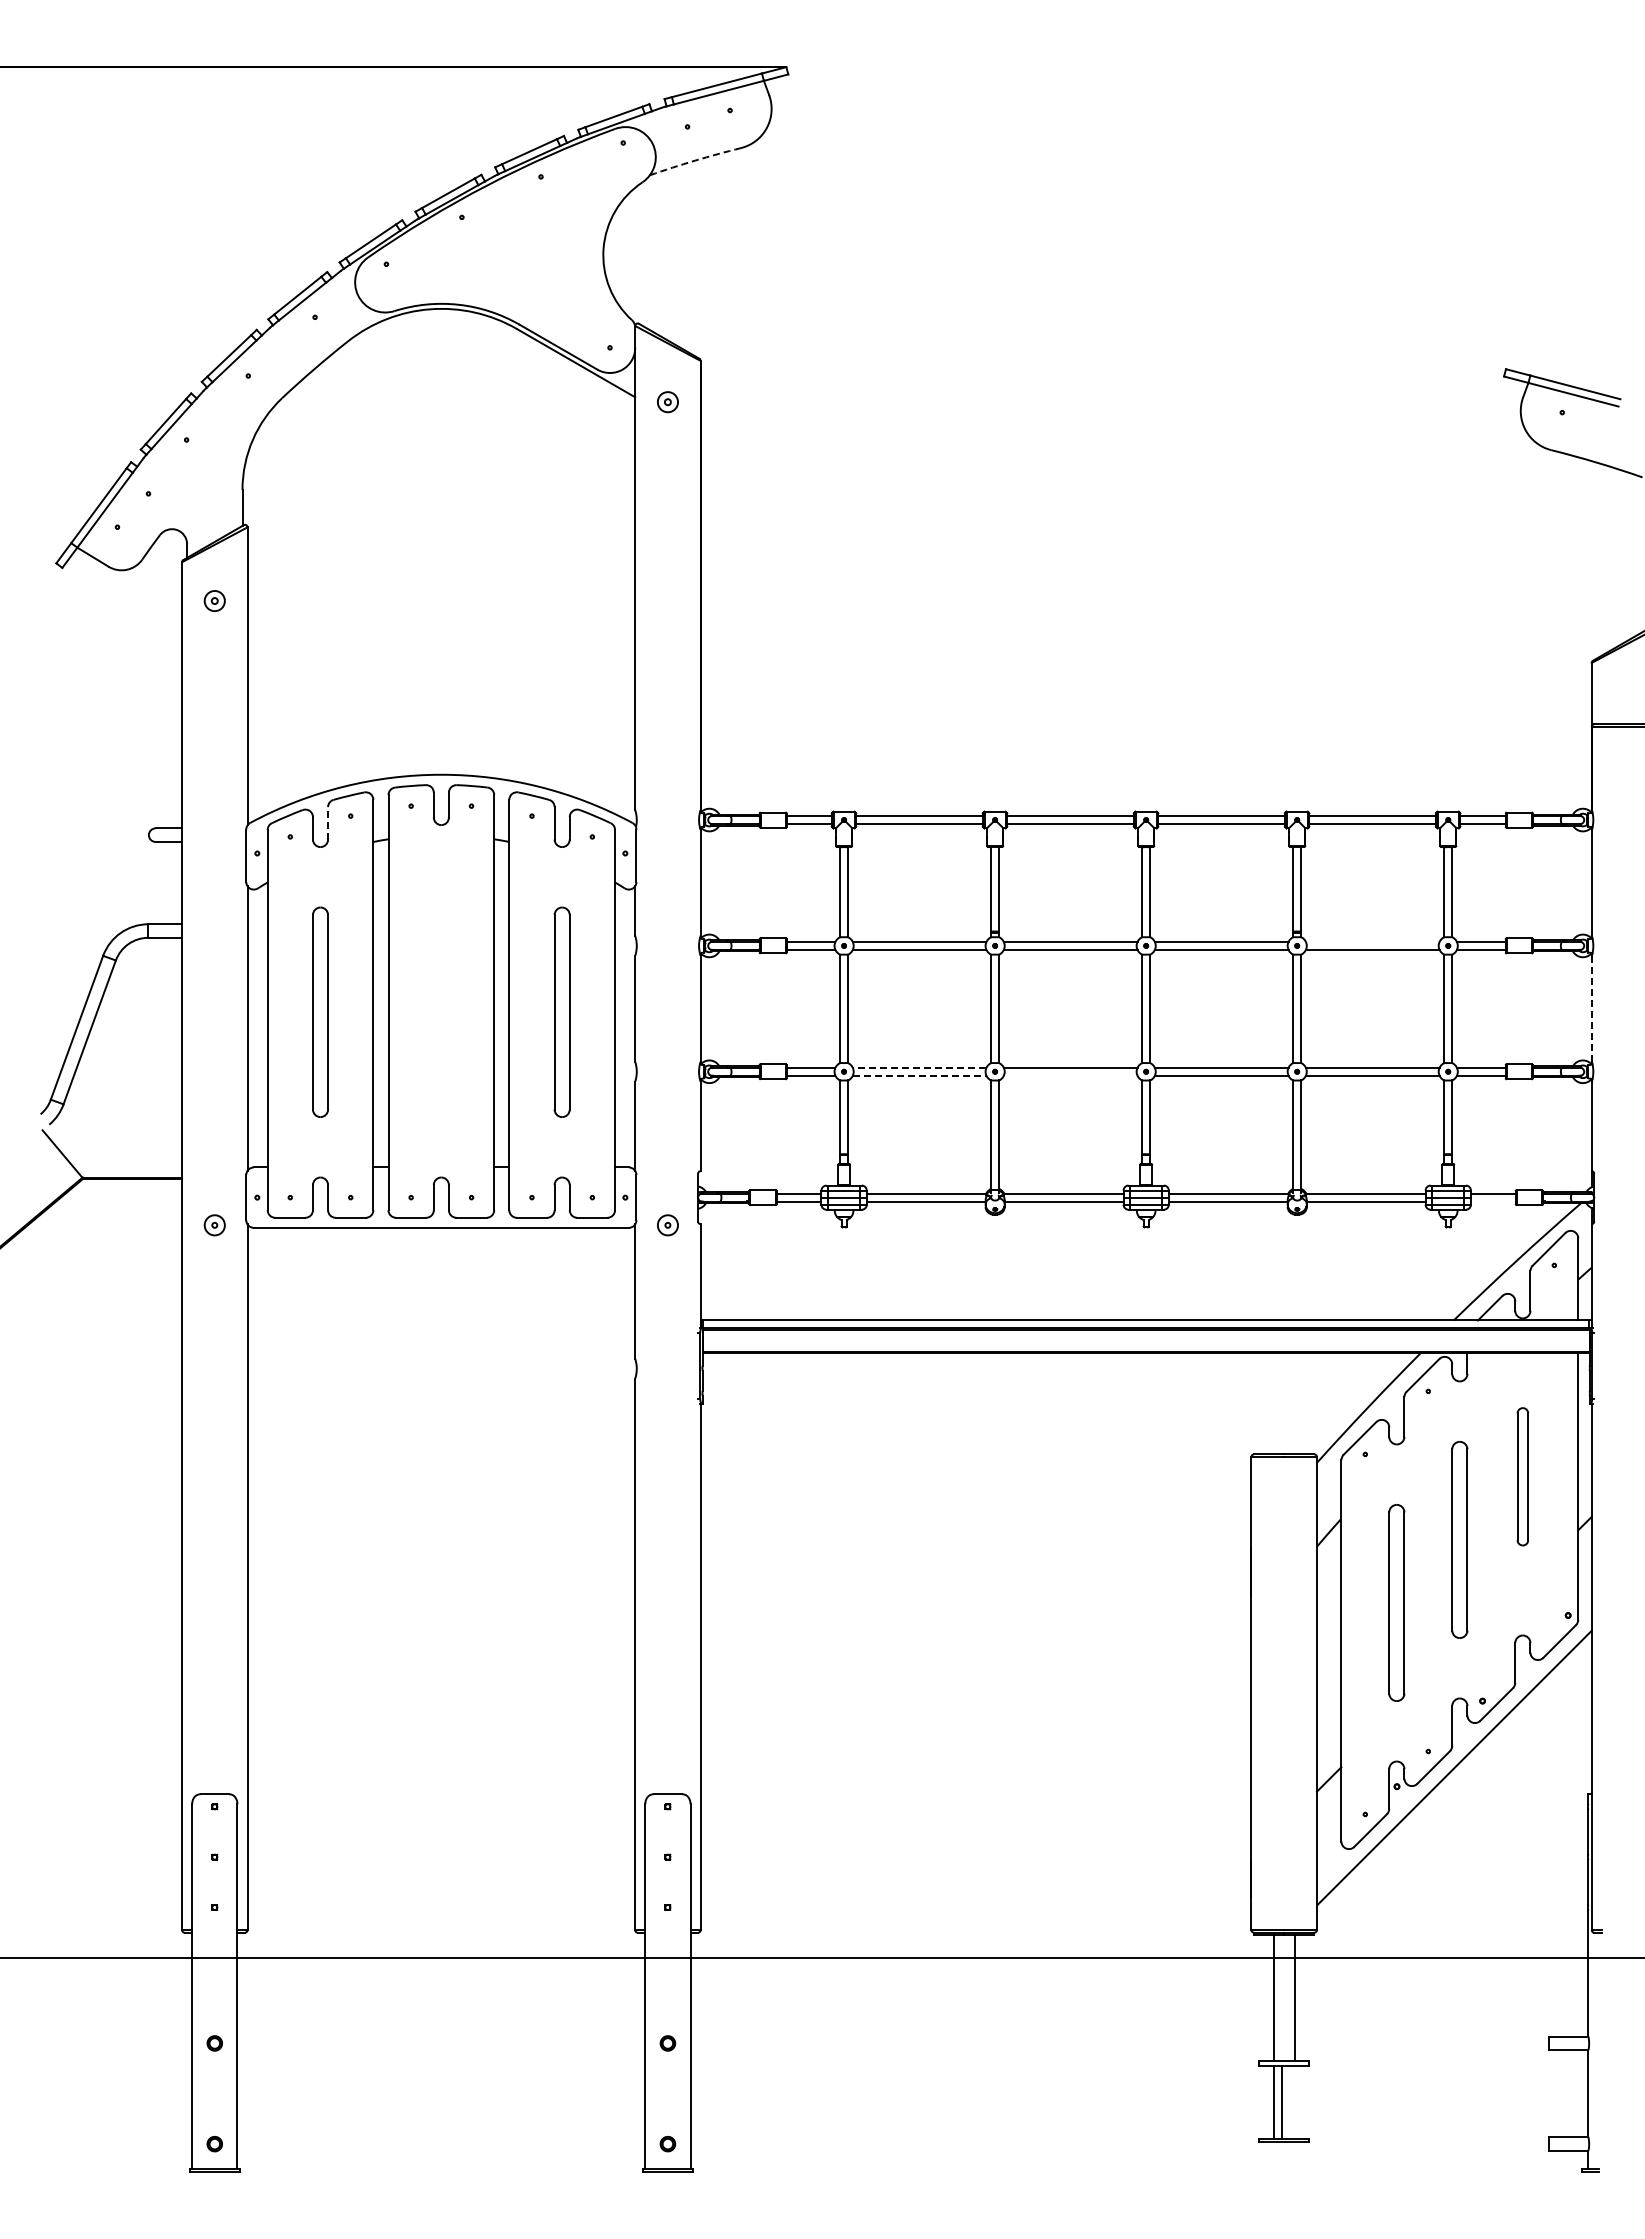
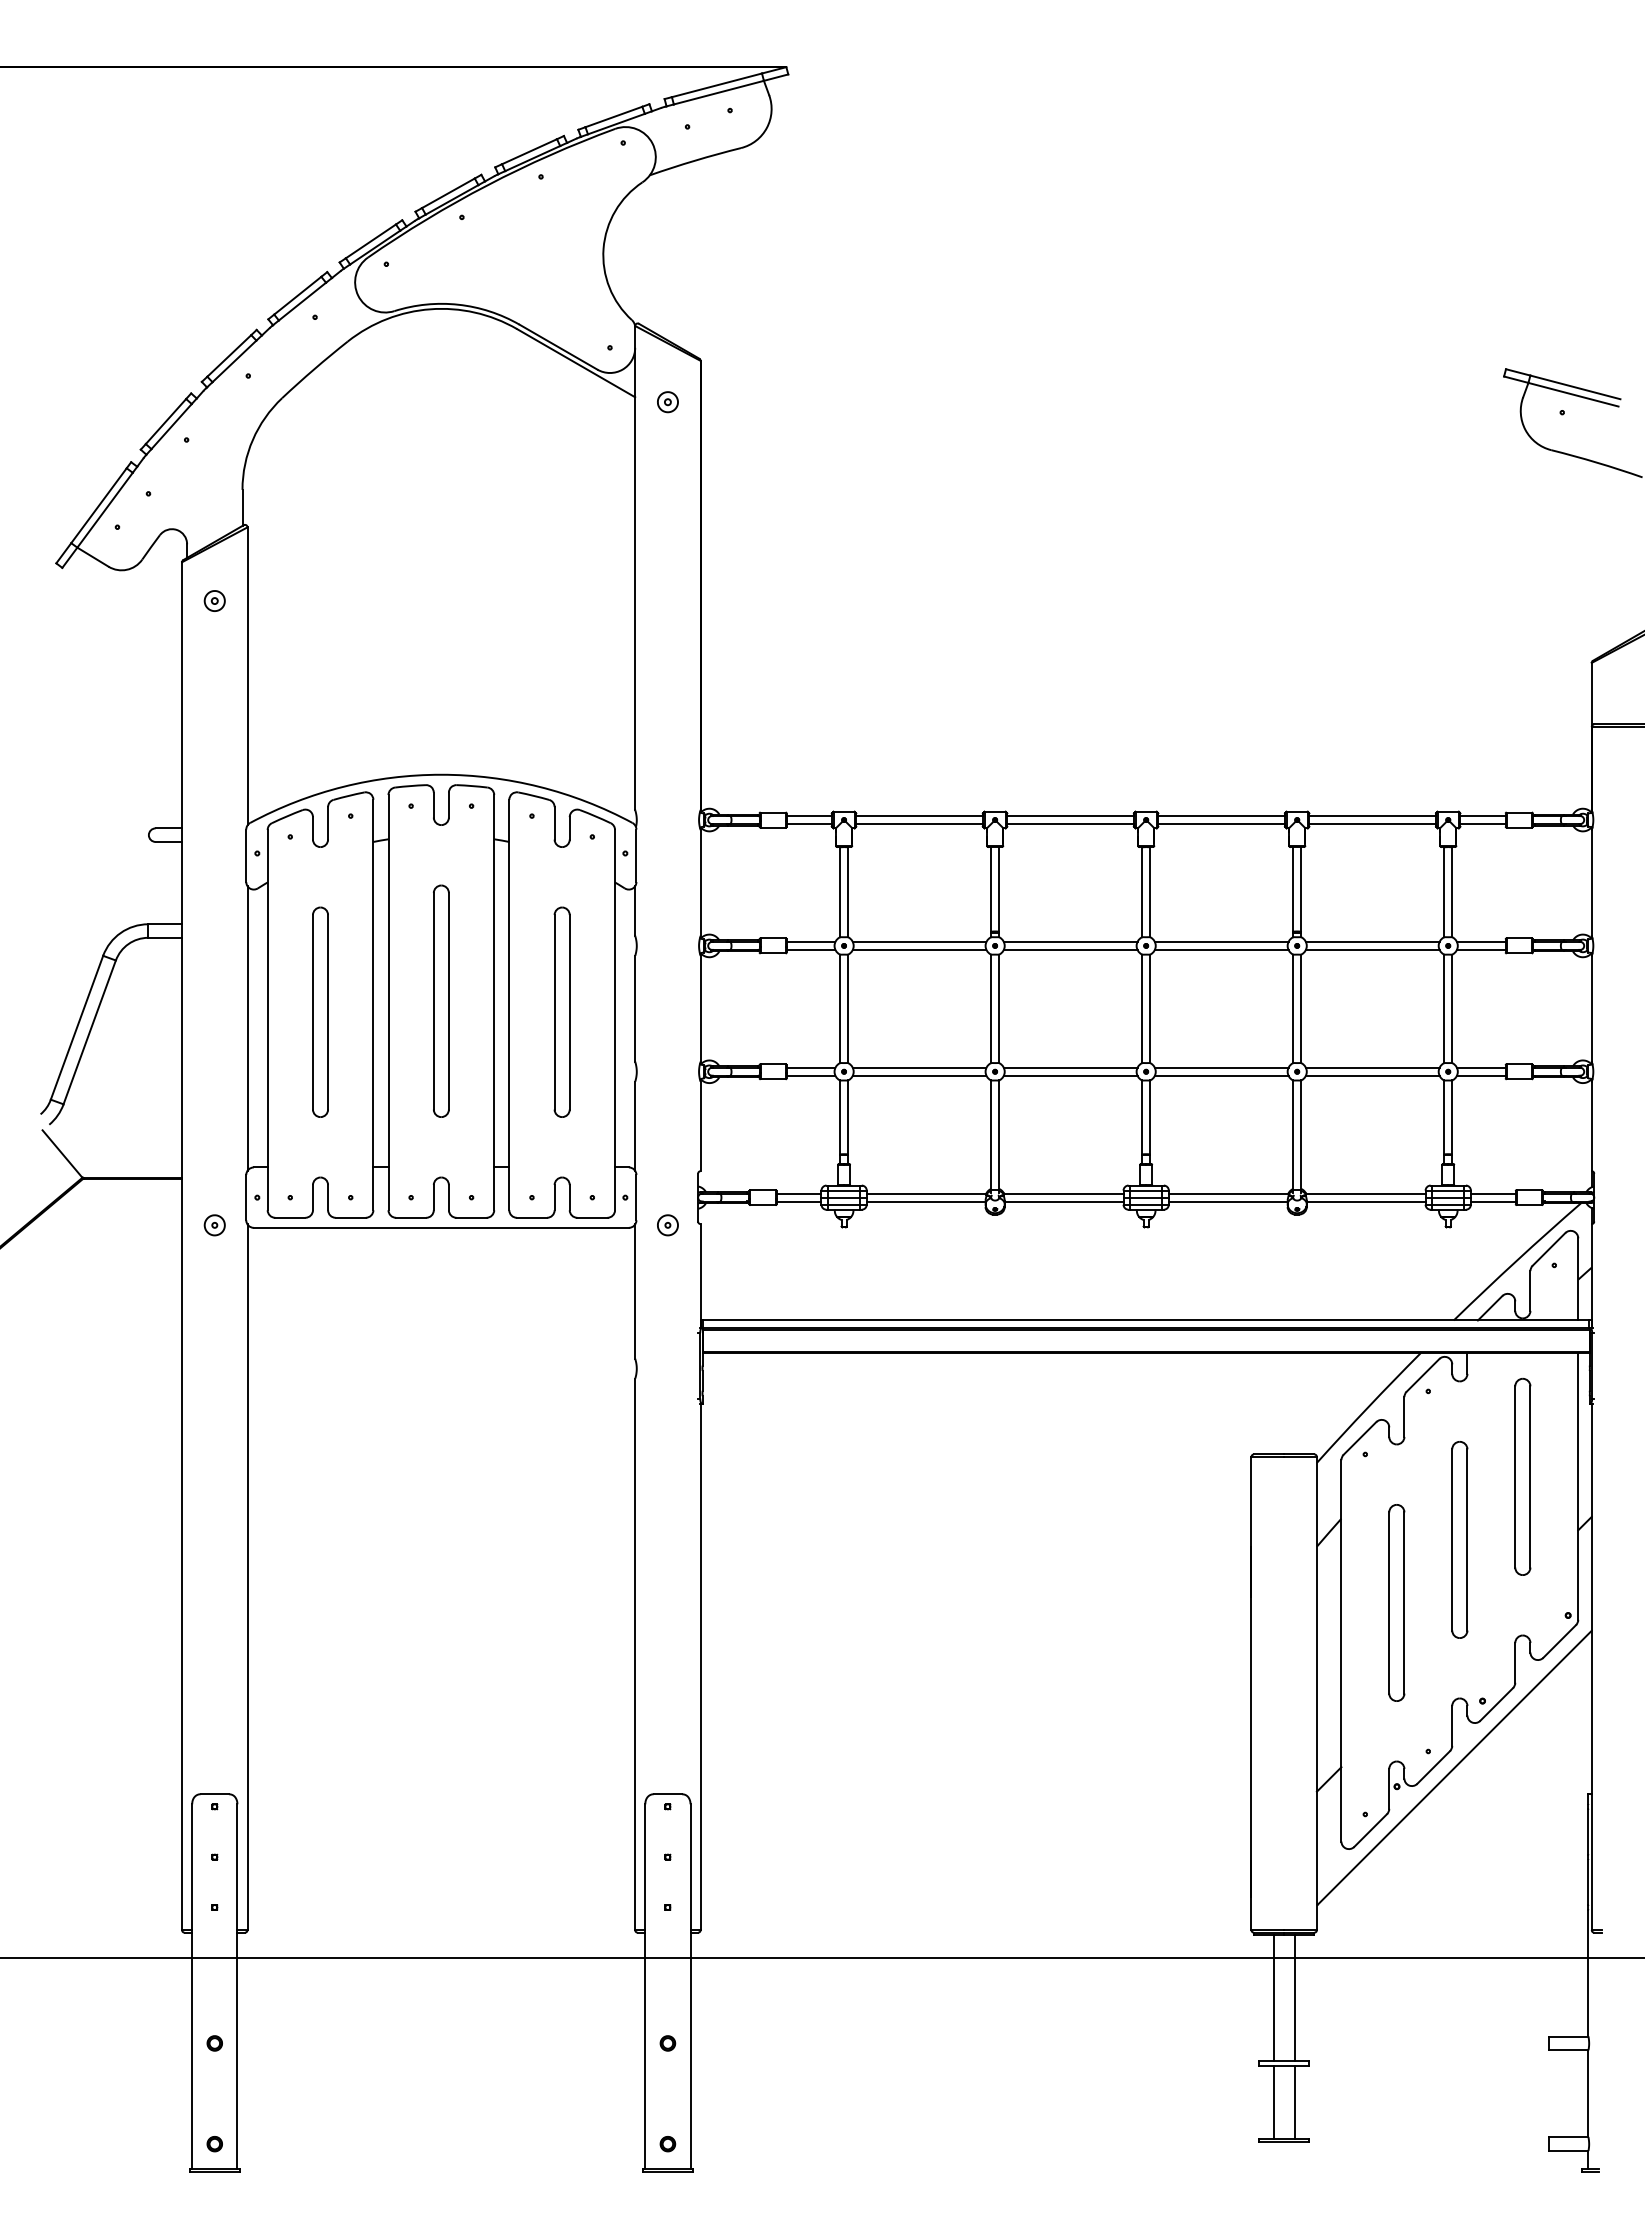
arc: dashed -> solid (695, 160)
line: dashed -> solid (328, 822)
line: none -> present (1372, 941)
part: none -> present (441, 1000)
line: dashed -> solid (1591, 1008)
line: dashed -> solid (919, 1067)
line: dashed -> solid (919, 1075)
line: none -> present (1070, 1075)
line: none -> present (1492, 1201)
part size: 13x140 px -> 18x199 px (1522, 1476)
line position: (1281, 2102) -> (1294, 2102) (1294, 2102)
